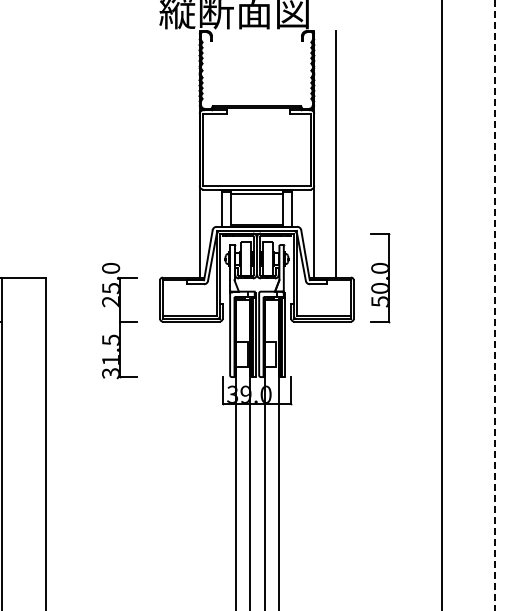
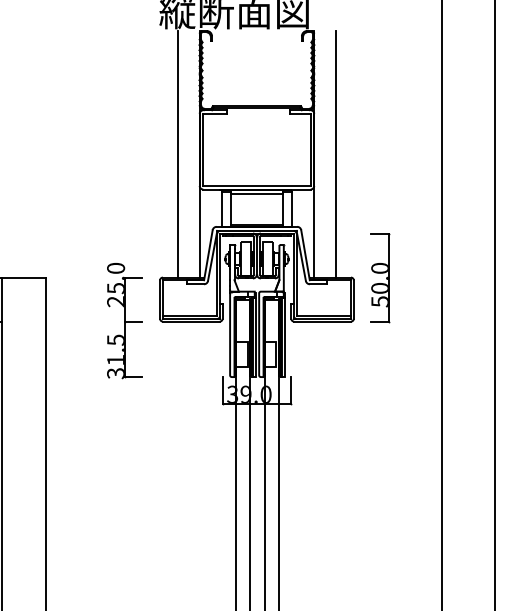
line: none -> present (177, 154)
line: dashed -> solid (494, 305)
part position: (119, 321) -> (124, 321) (124, 321)
